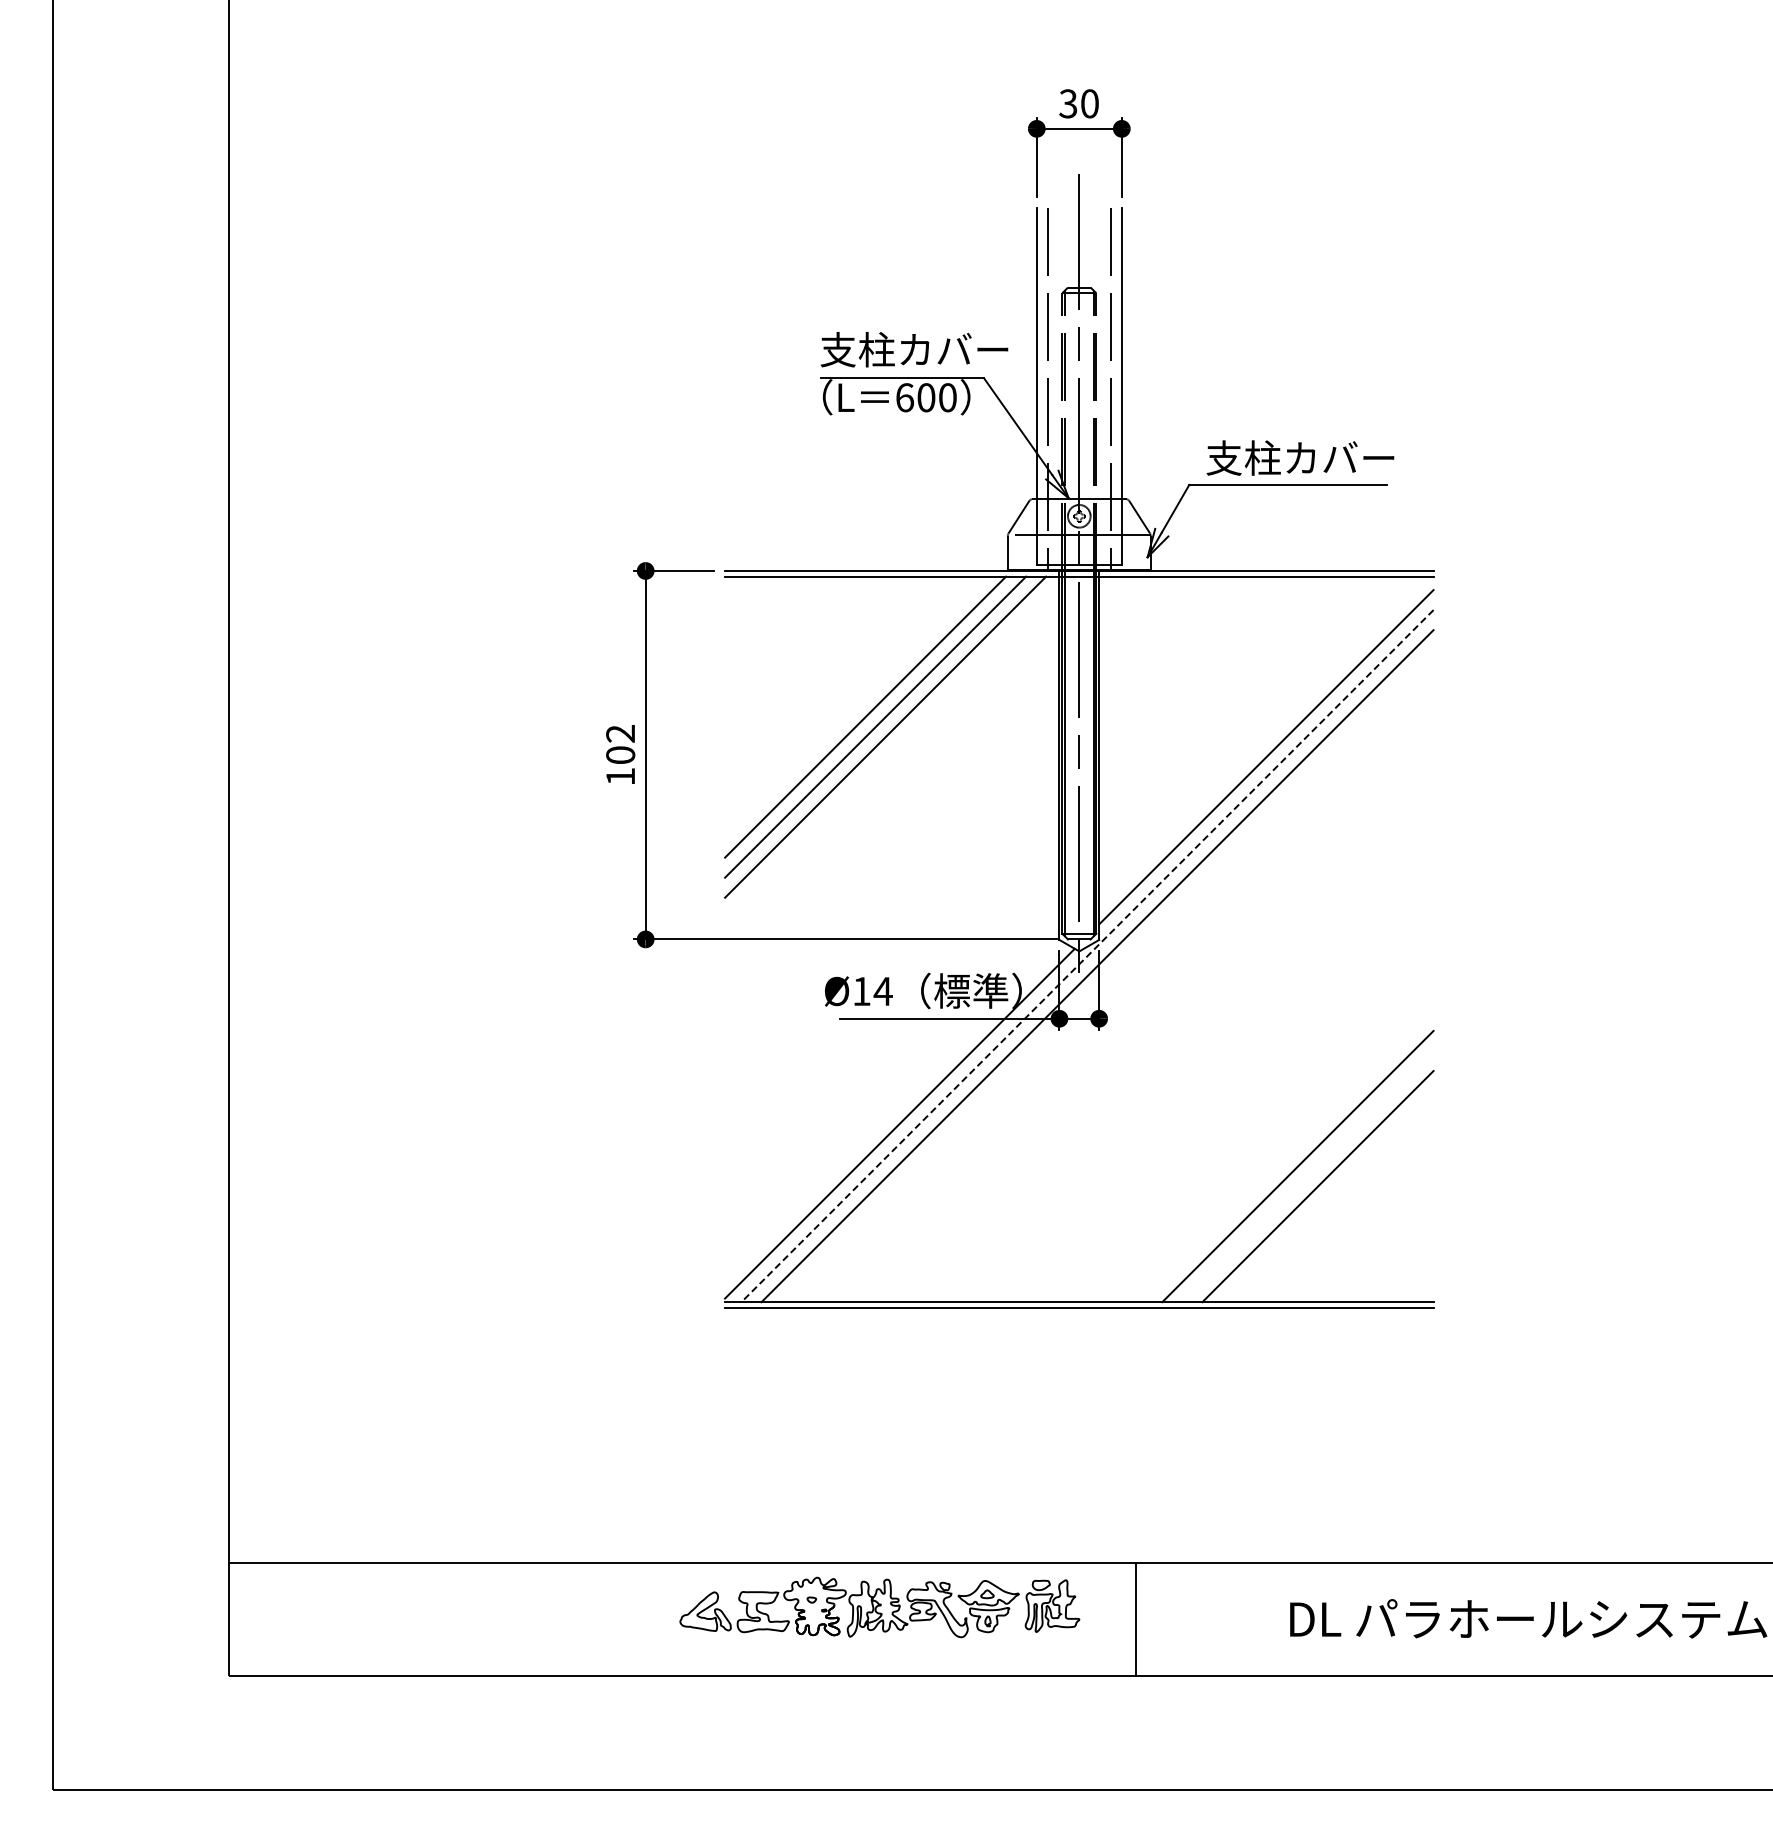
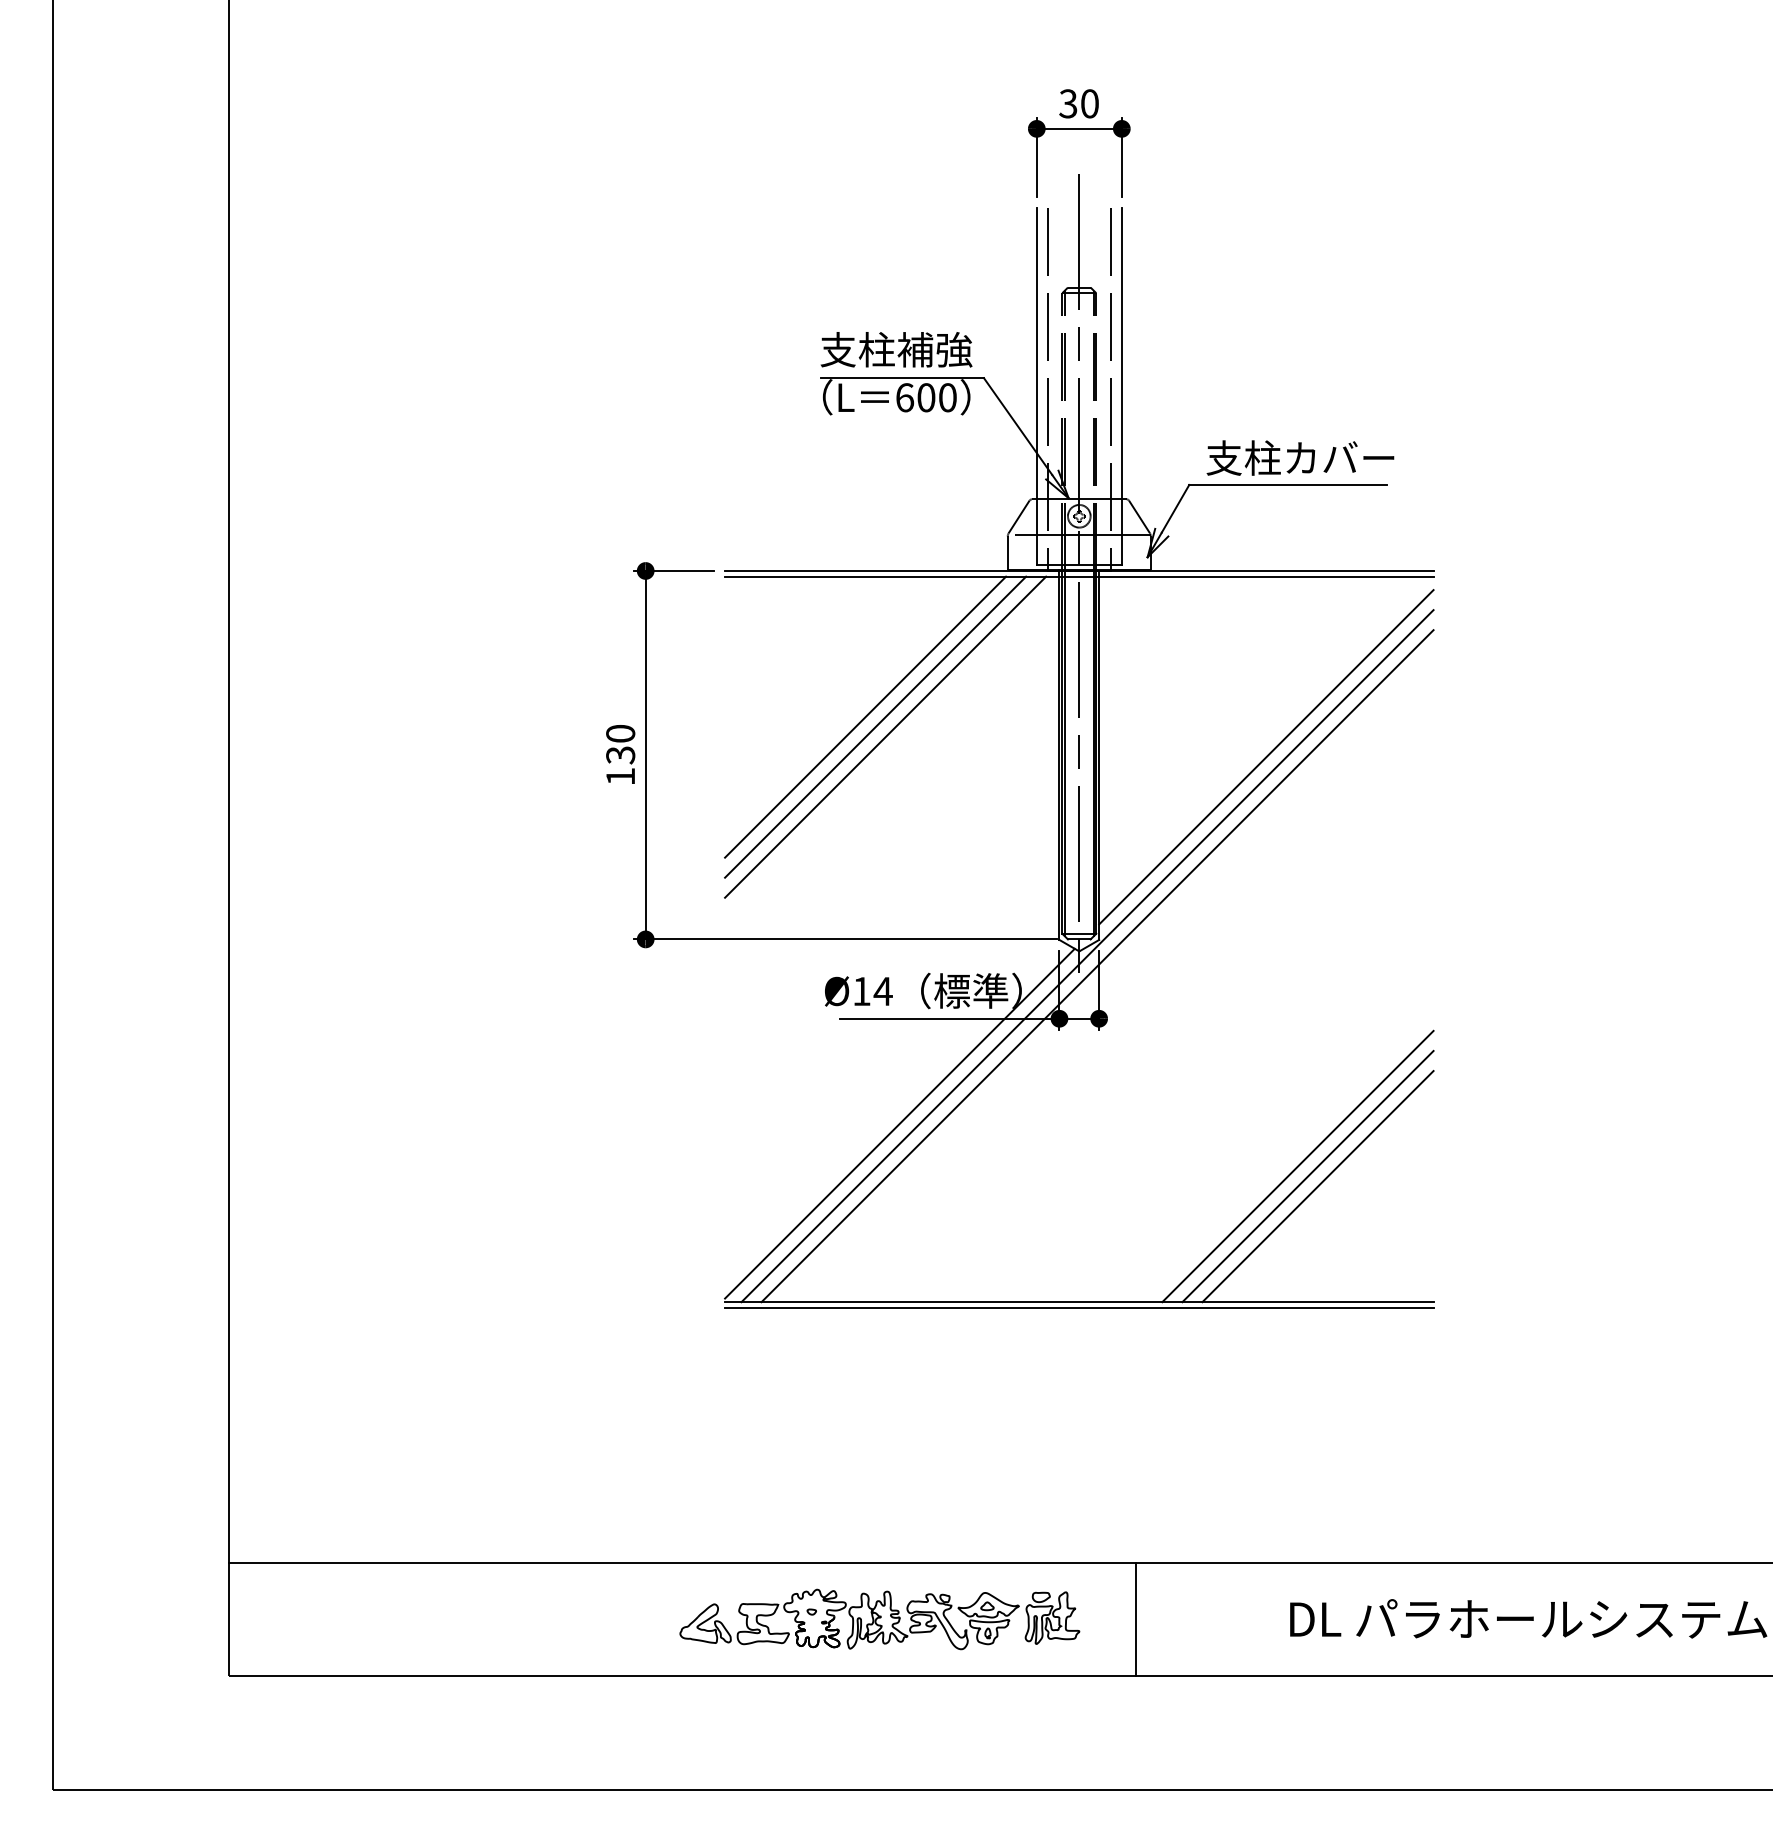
text: 支柱カバー -> 支柱補強 (952, 349)
text: 102 -> 130 (620, 744)
line: dashed -> solid (1087, 956)
line: none -> present (1307, 1176)
part position: (879, 1607) -> (879, 1619) (879, 1619)
